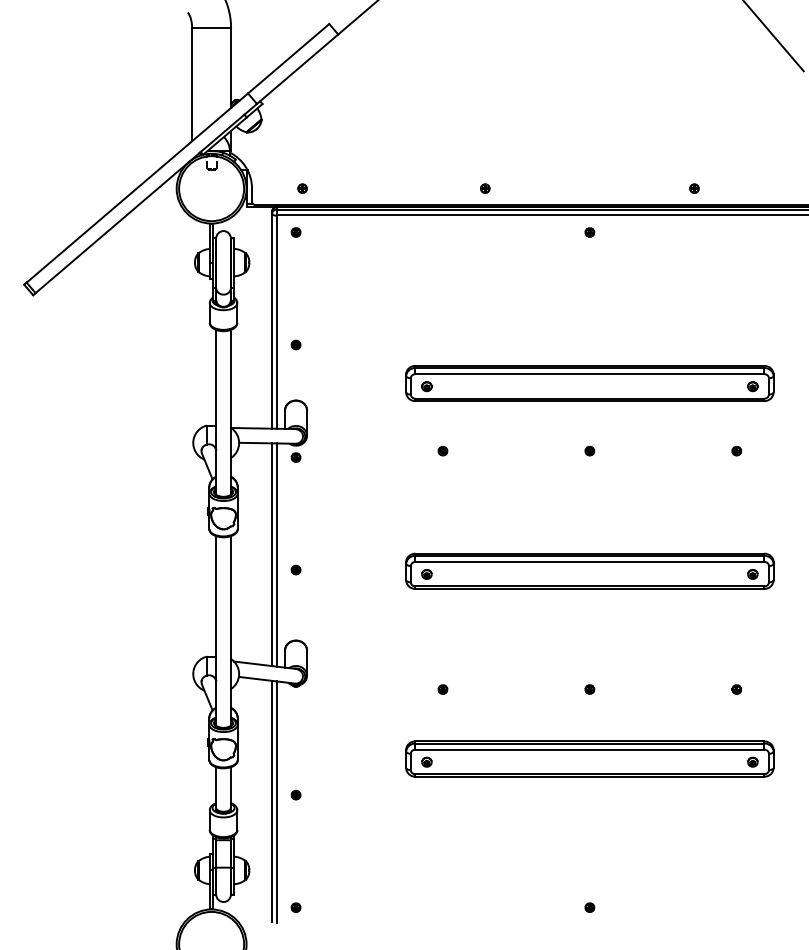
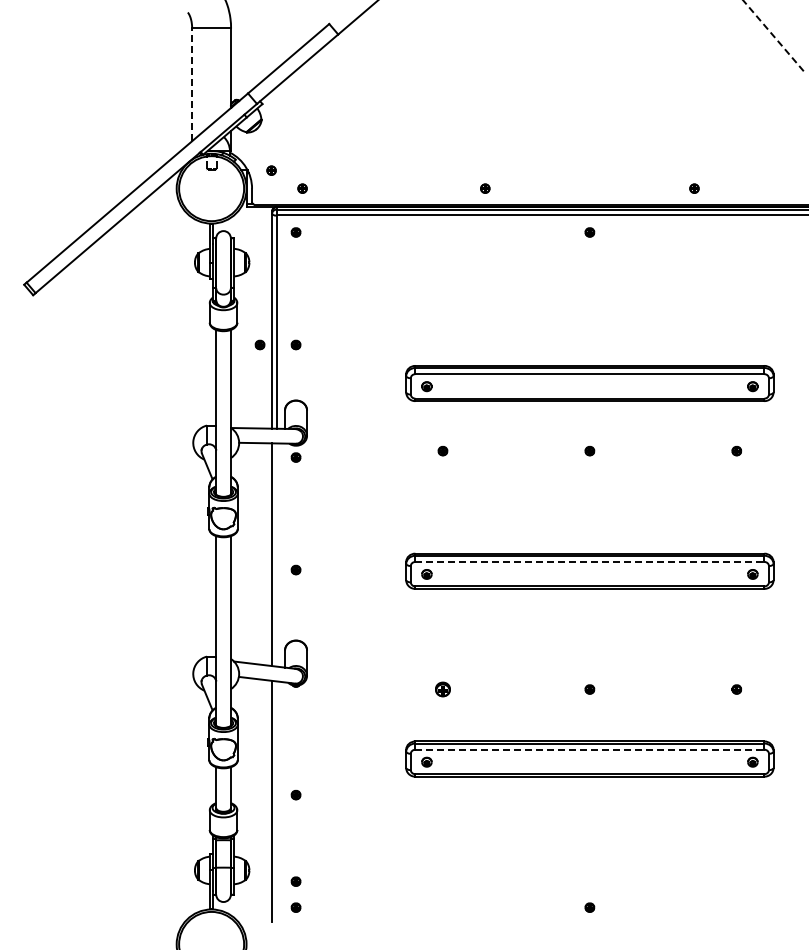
line: solid -> dashed (773, 35)
line: solid -> dashed (192, 84)
part: none -> present (271, 170)
part: none -> present (259, 344)
line: present -> none (276, 554)
line: solid -> dashed (590, 561)
part size: 12x11 px -> 16x17 px (442, 689)
line: solid -> dashed (590, 749)
line: present -> none (276, 802)
part: none -> present (295, 881)
